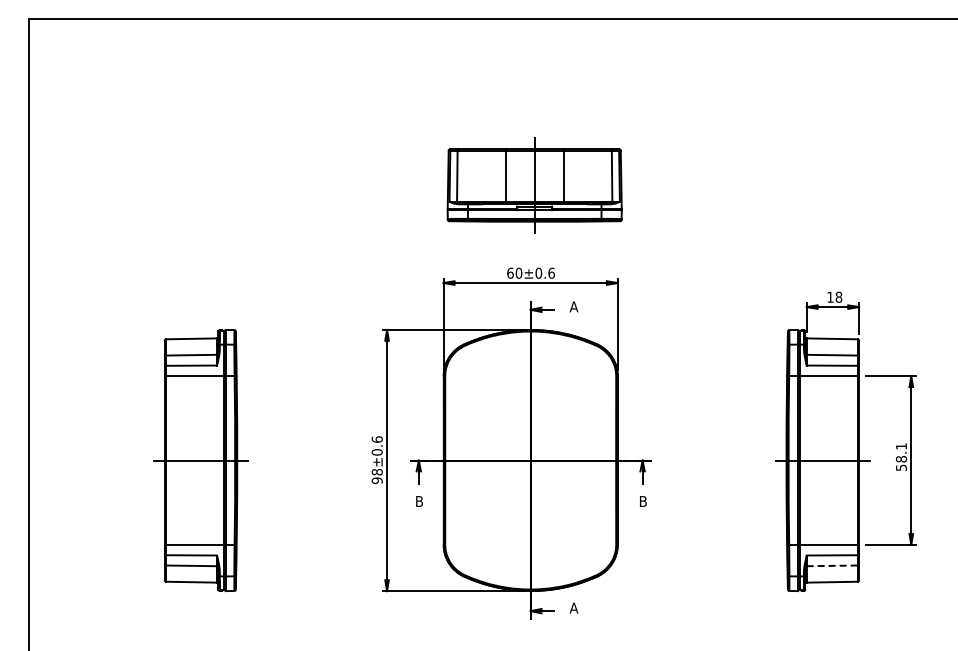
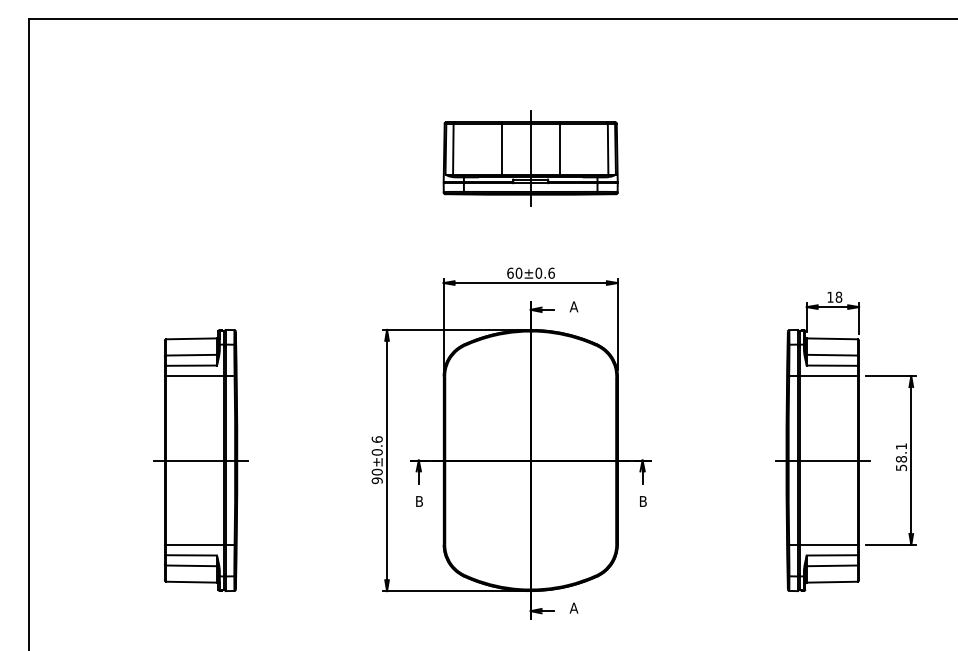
part position: (534, 185) -> (530, 158) (530, 158)
text: 98±0.6 -> 90±0.6 (377, 471)
line: dashed -> solid (831, 565)
